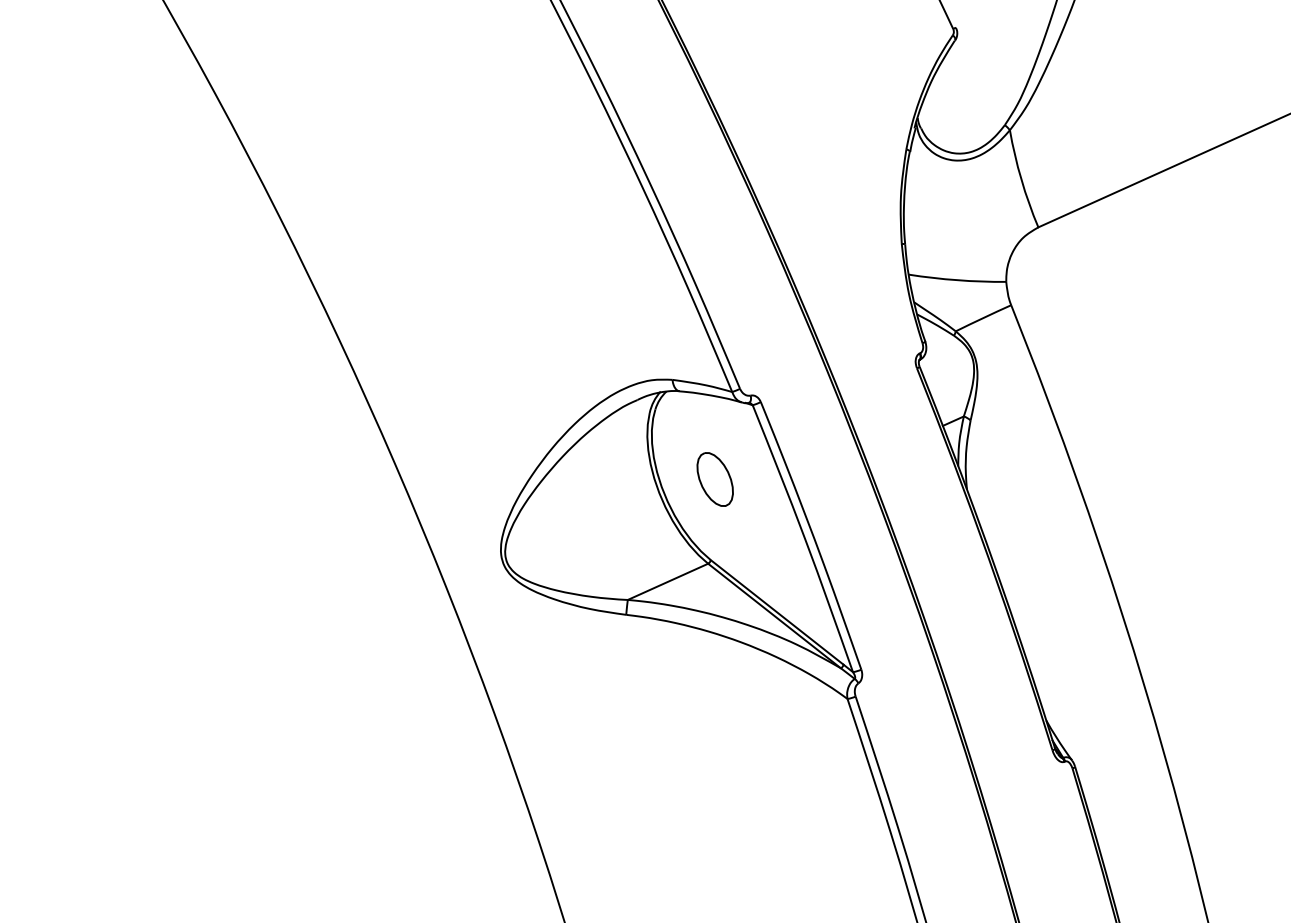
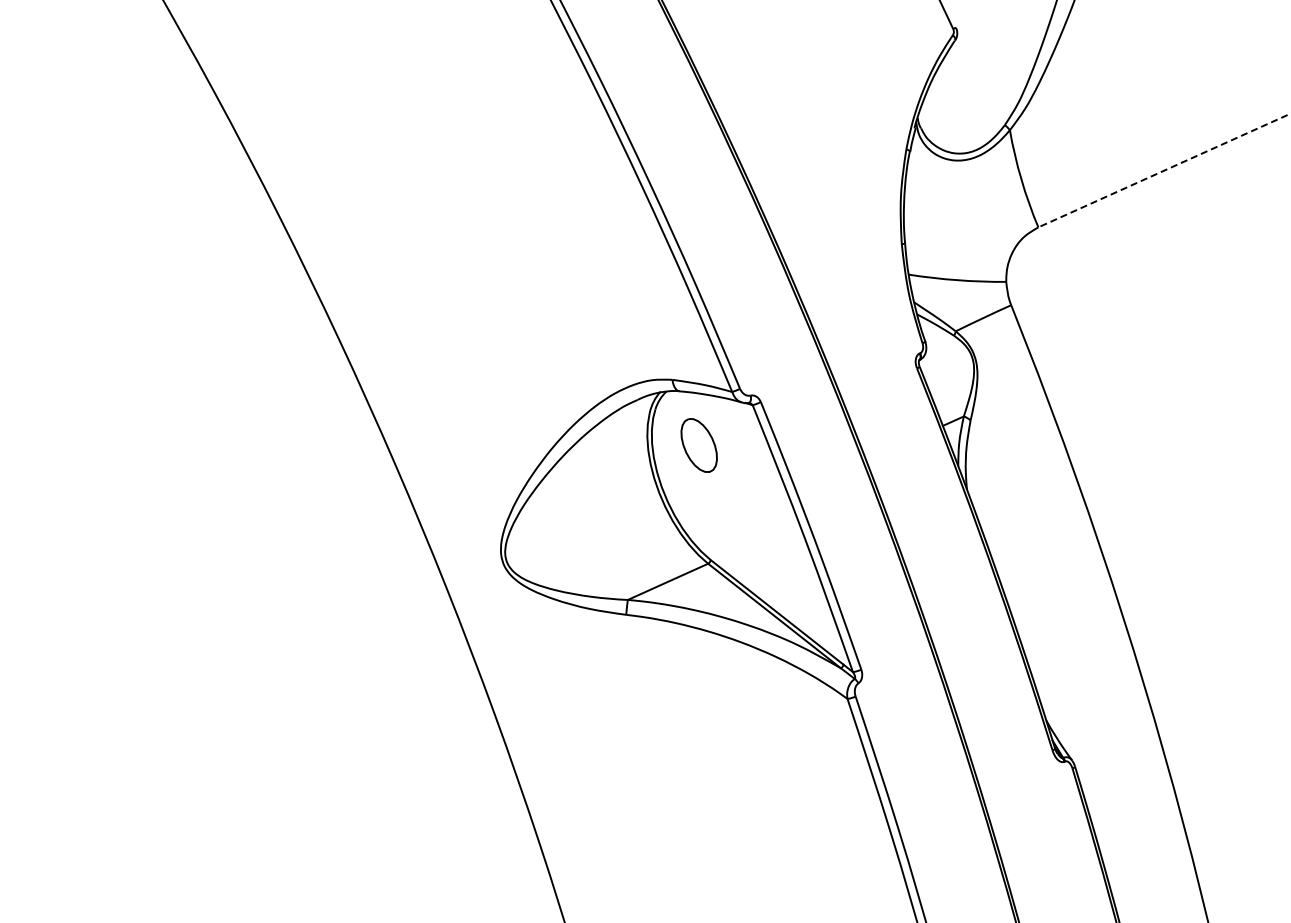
line: solid -> dashed (1164, 170)
part position: (714, 479) -> (698, 445) (698, 445)
